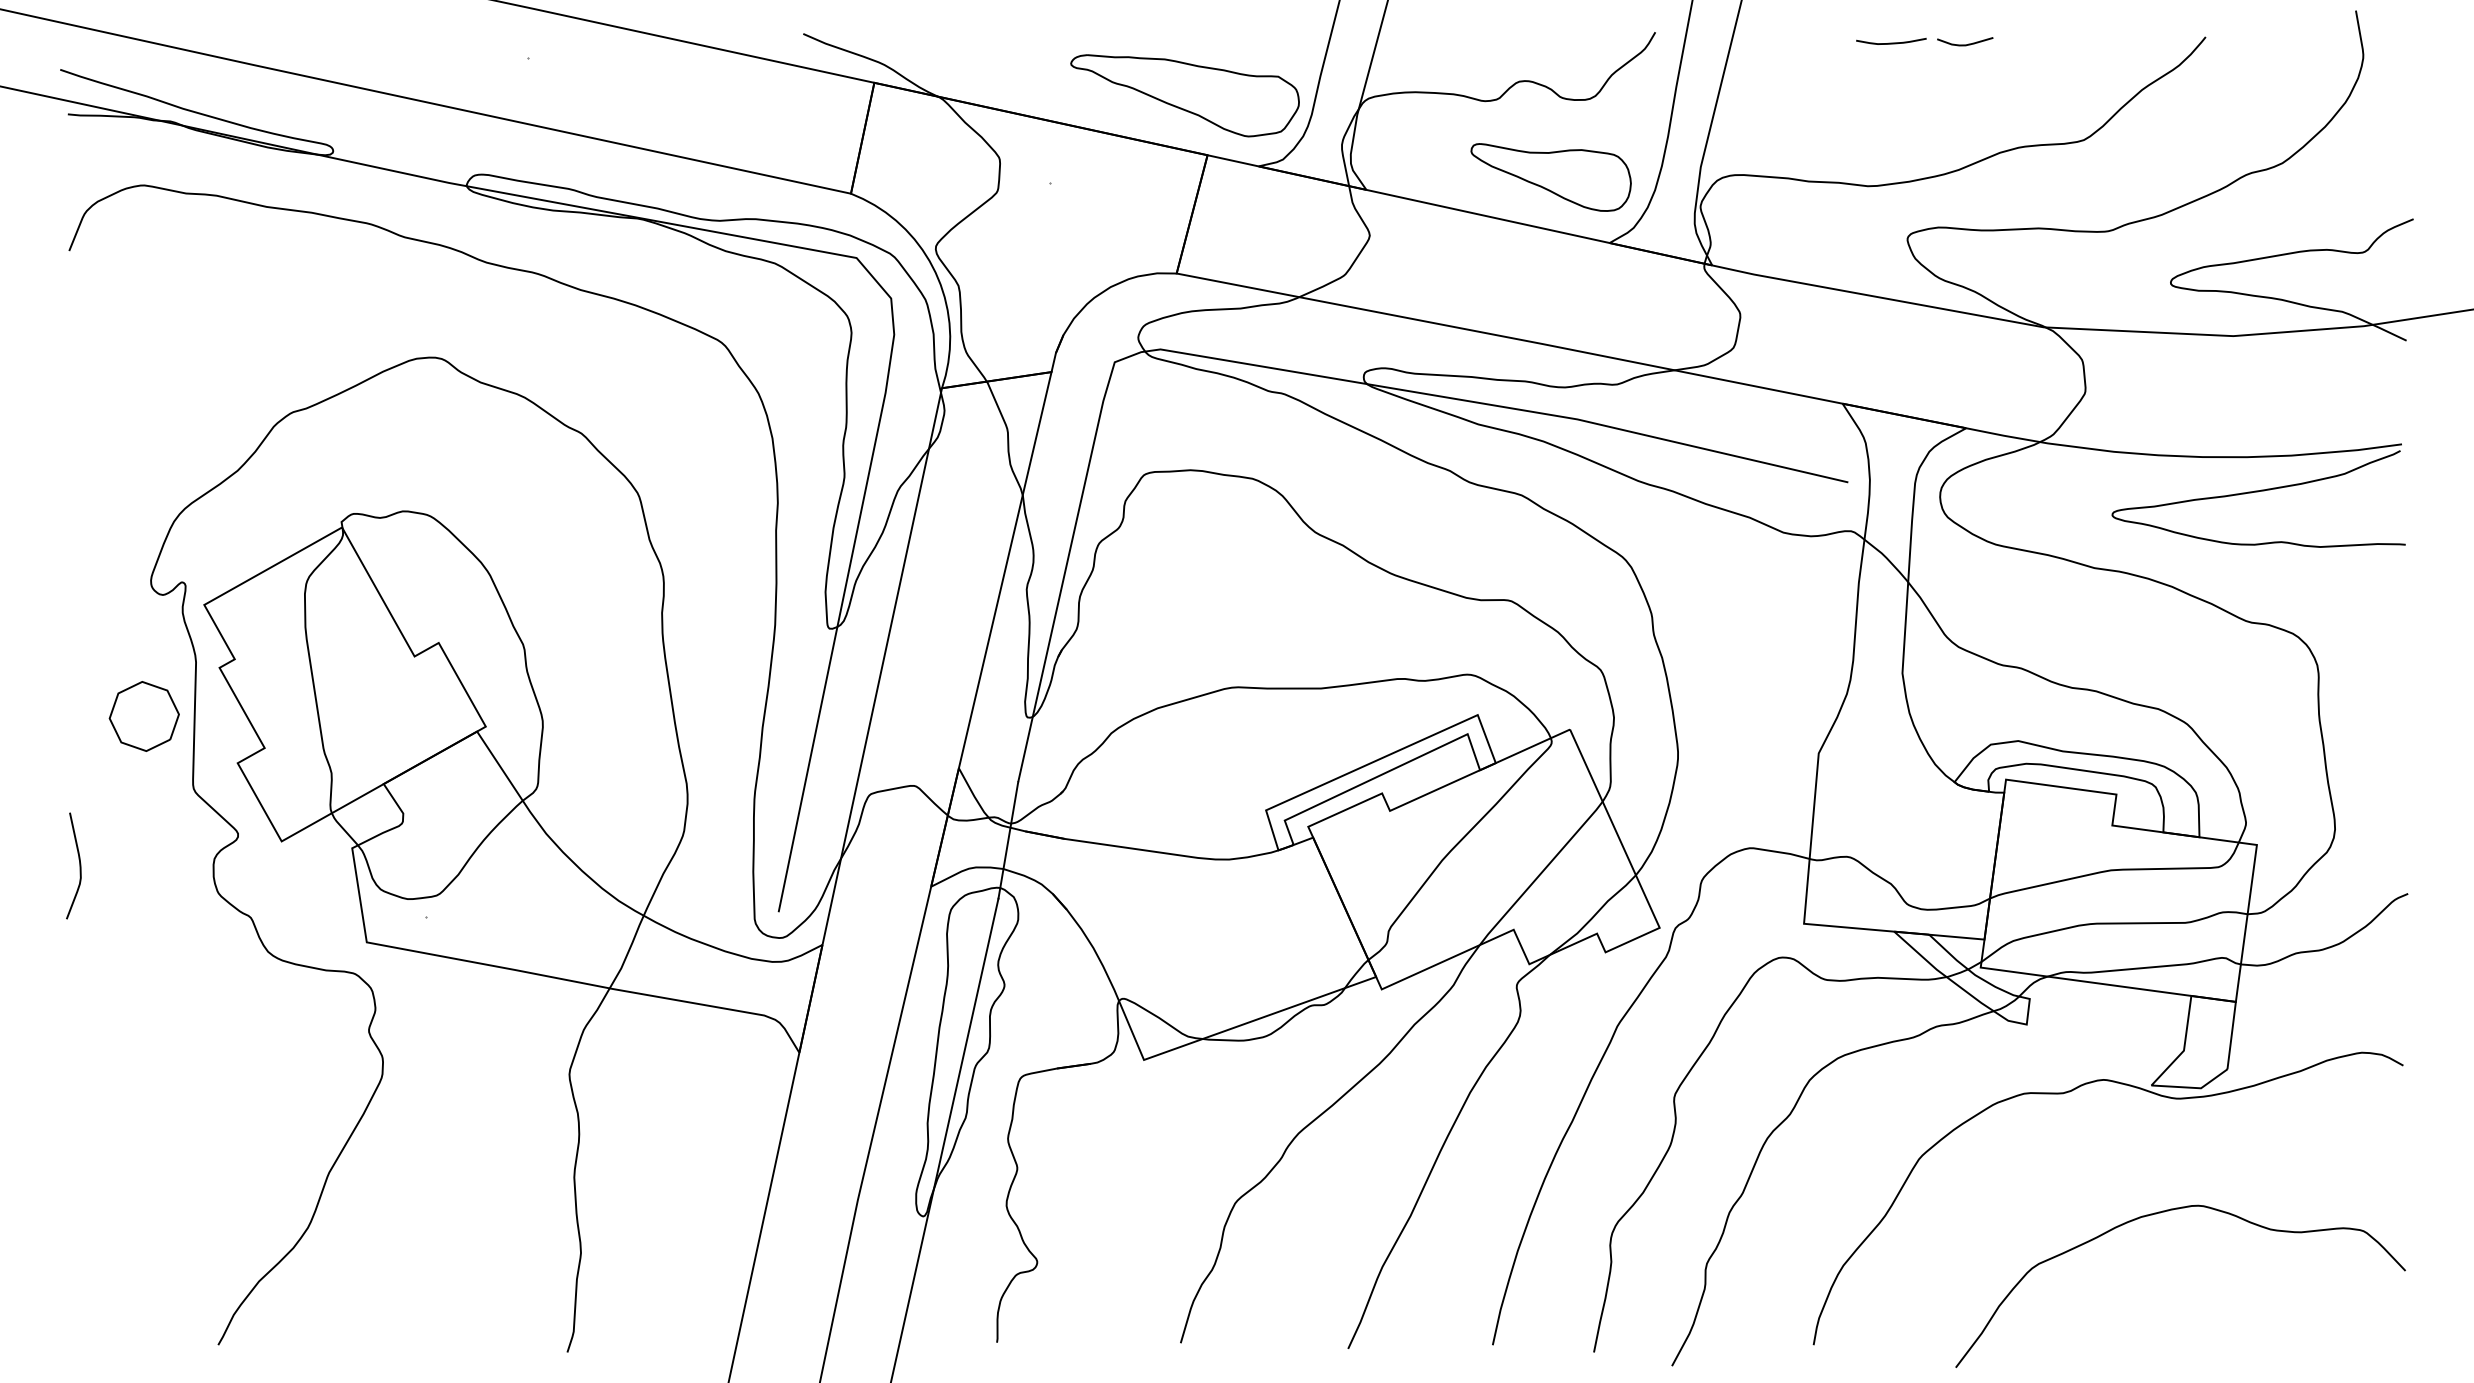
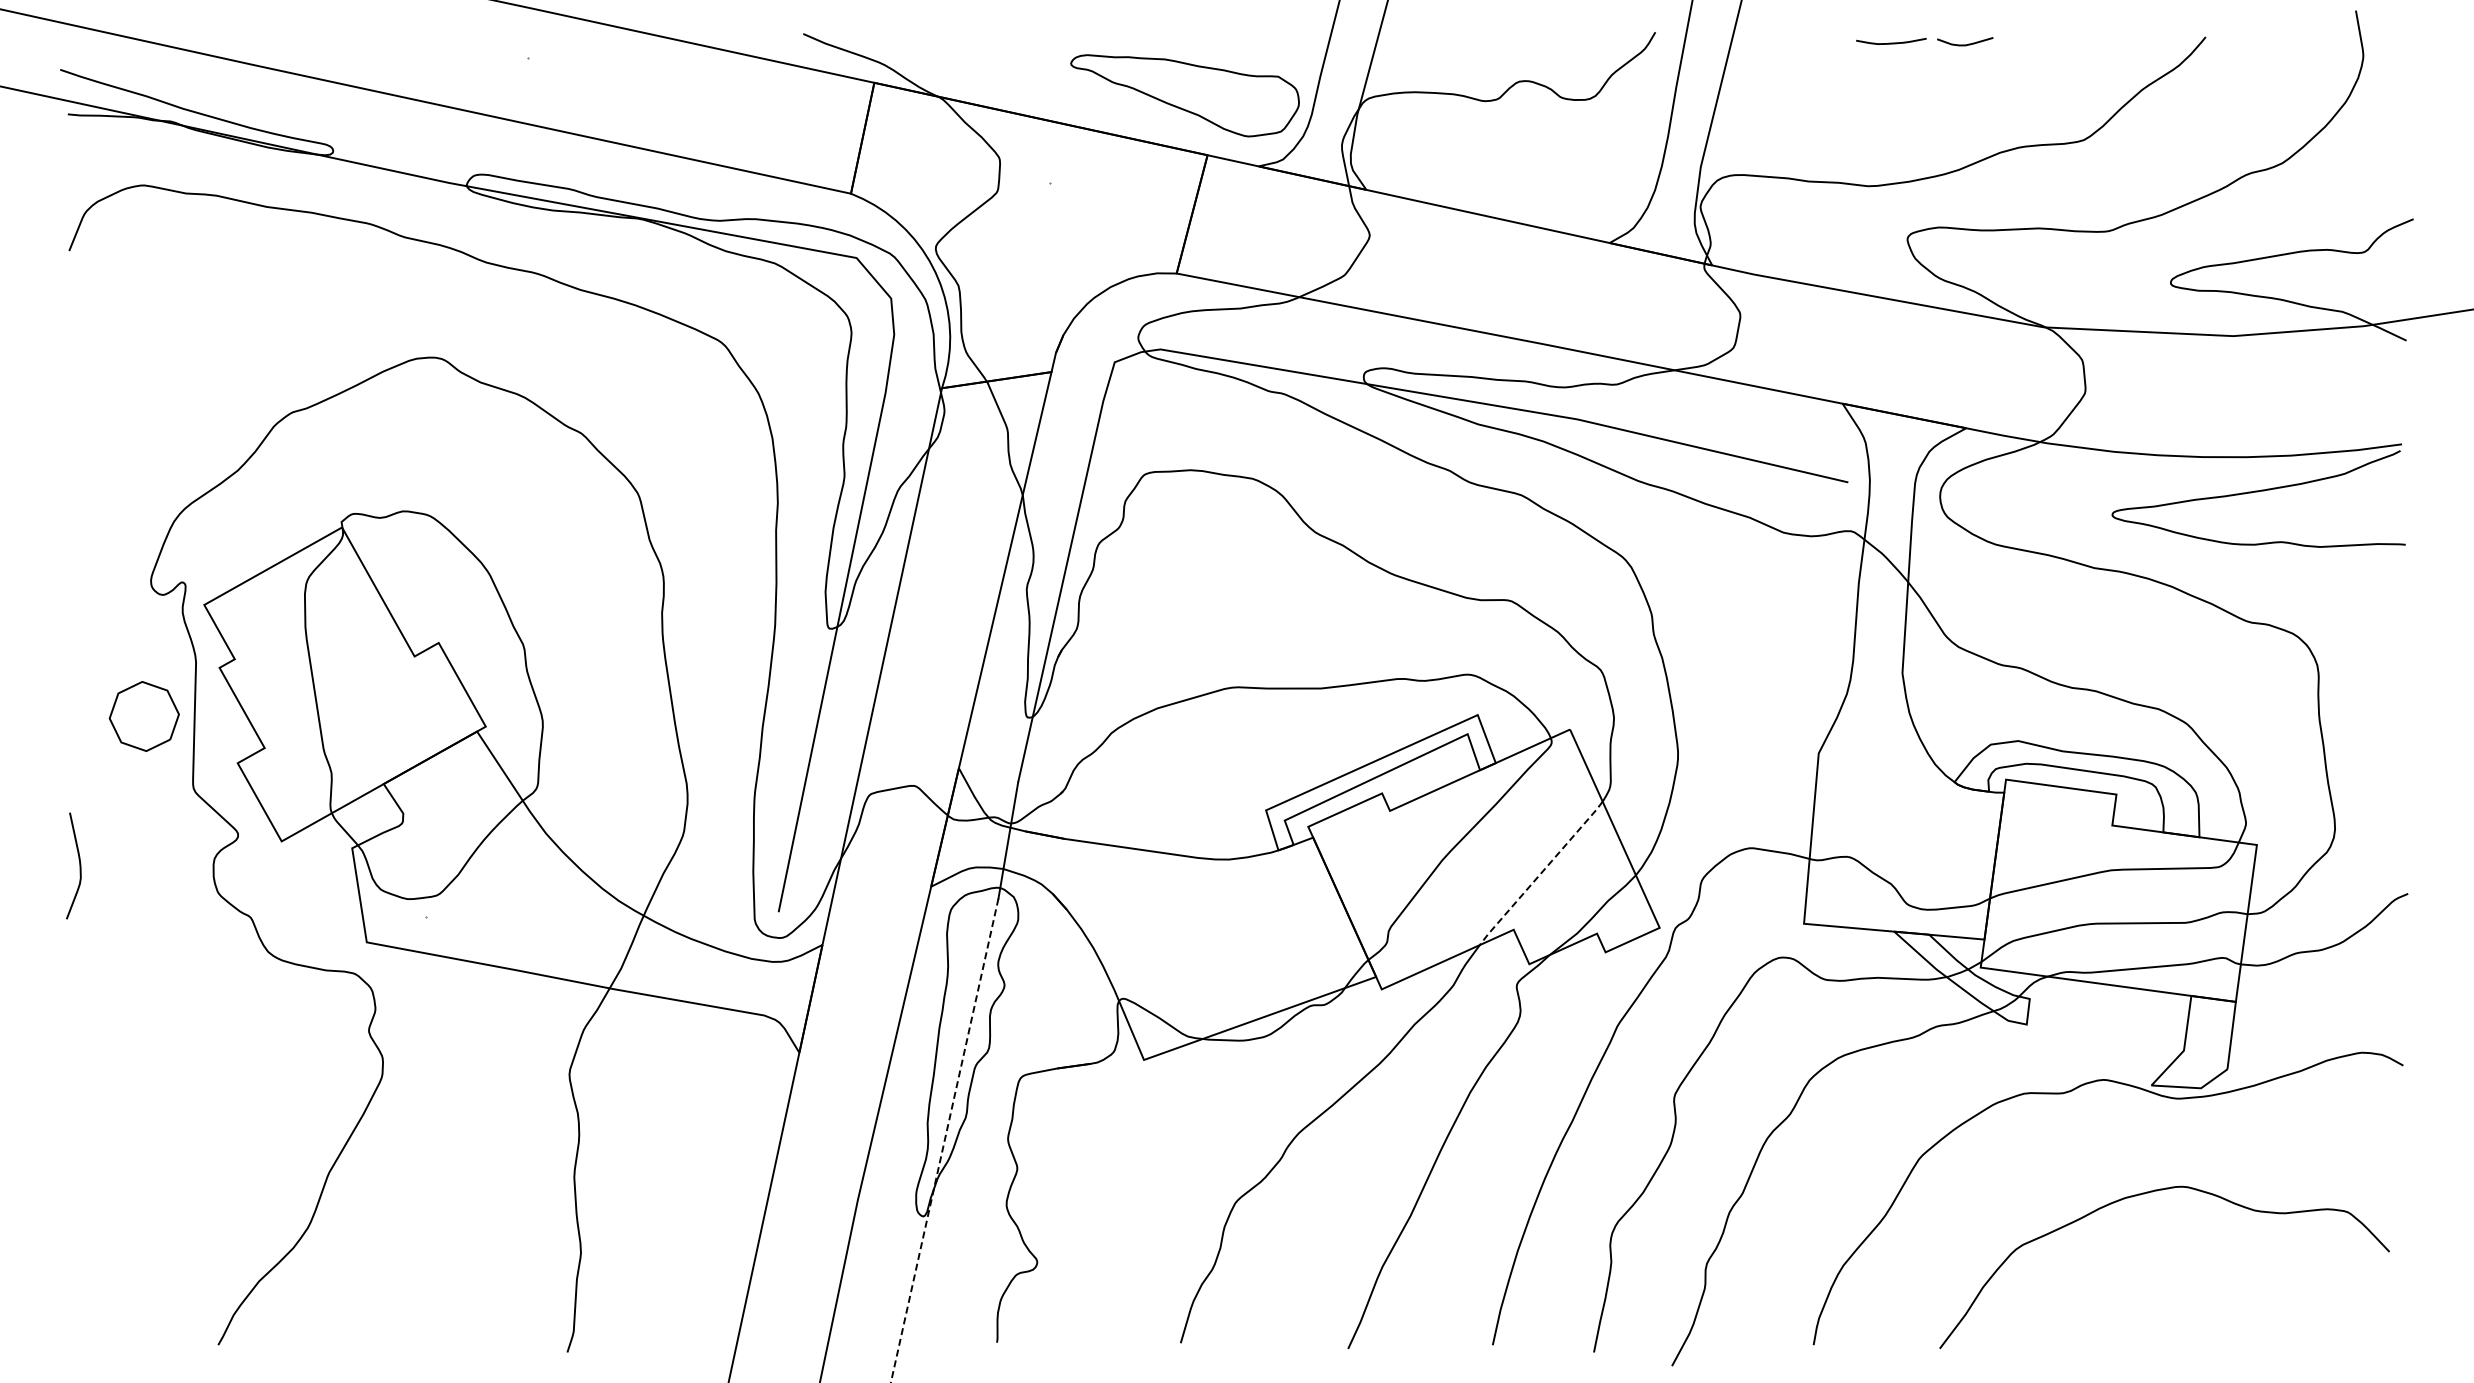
part: present -> none (1550, 177)
line: solid -> dashed (1541, 873)
line: solid -> dashed (944, 1140)
curve position: (2160, 1213) -> (2144, 1194) (2144, 1194)
